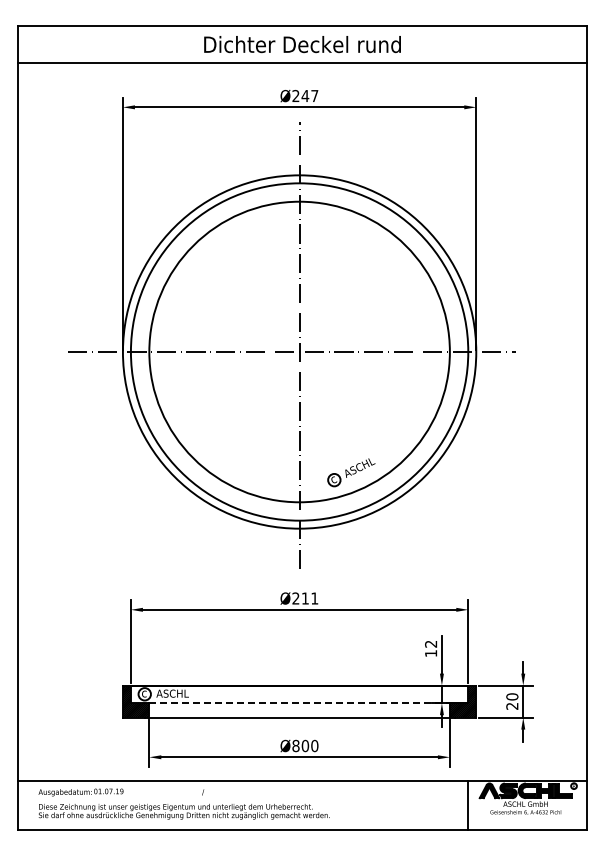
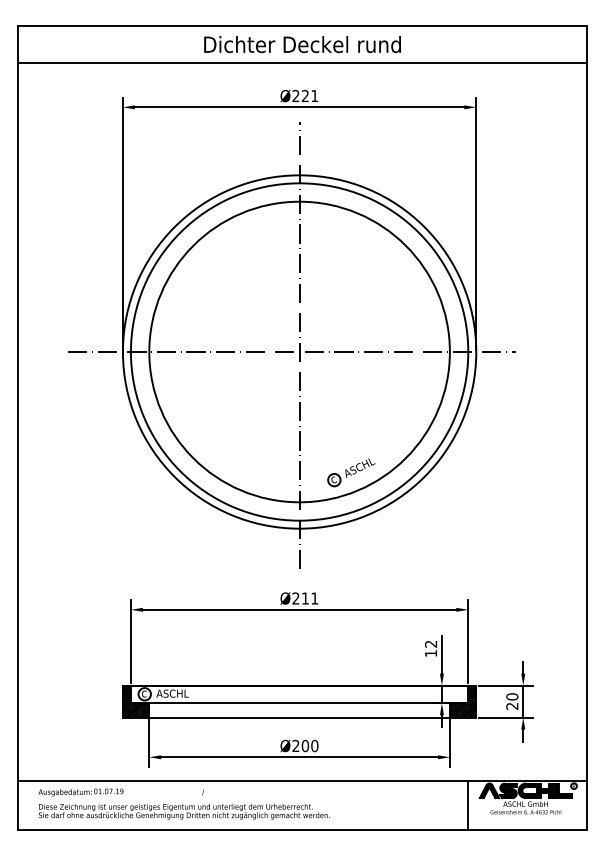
text: Ø247 -> Ø221 (309, 95)
line: dashed -> solid (300, 703)
text: Ø800 -> Ø200 (295, 746)
